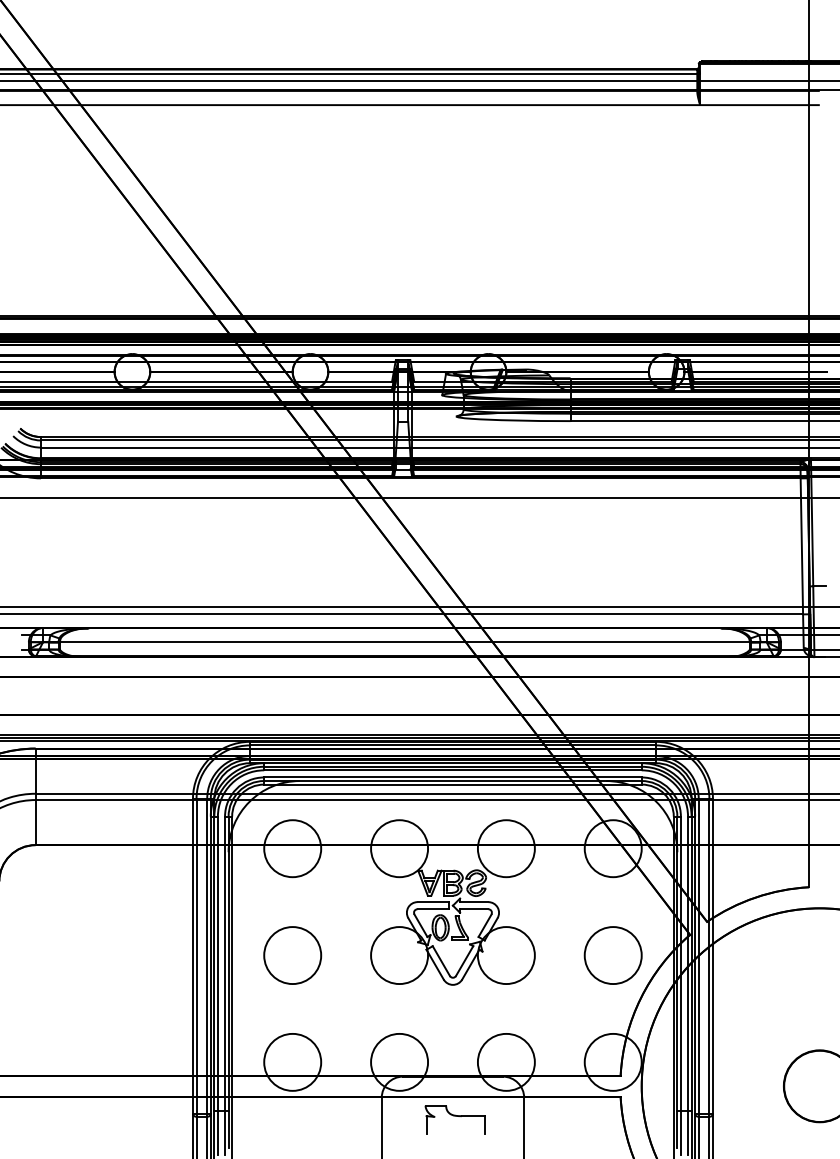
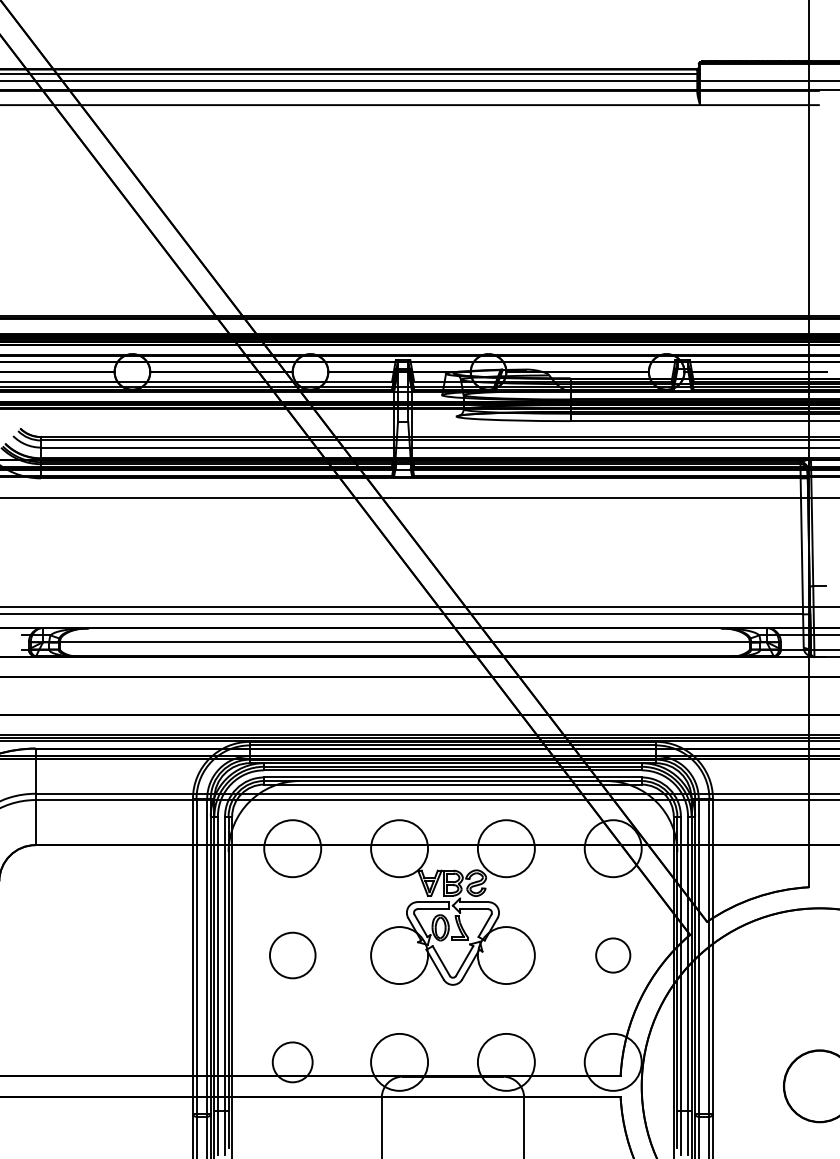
circle size: 60x59 px -> 48x49 px (292, 955)
circle diameter: 57 px -> 34 px (613, 955)
circle diameter: 57 px -> 40 px (292, 1062)
part: present -> none (454, 1119)
